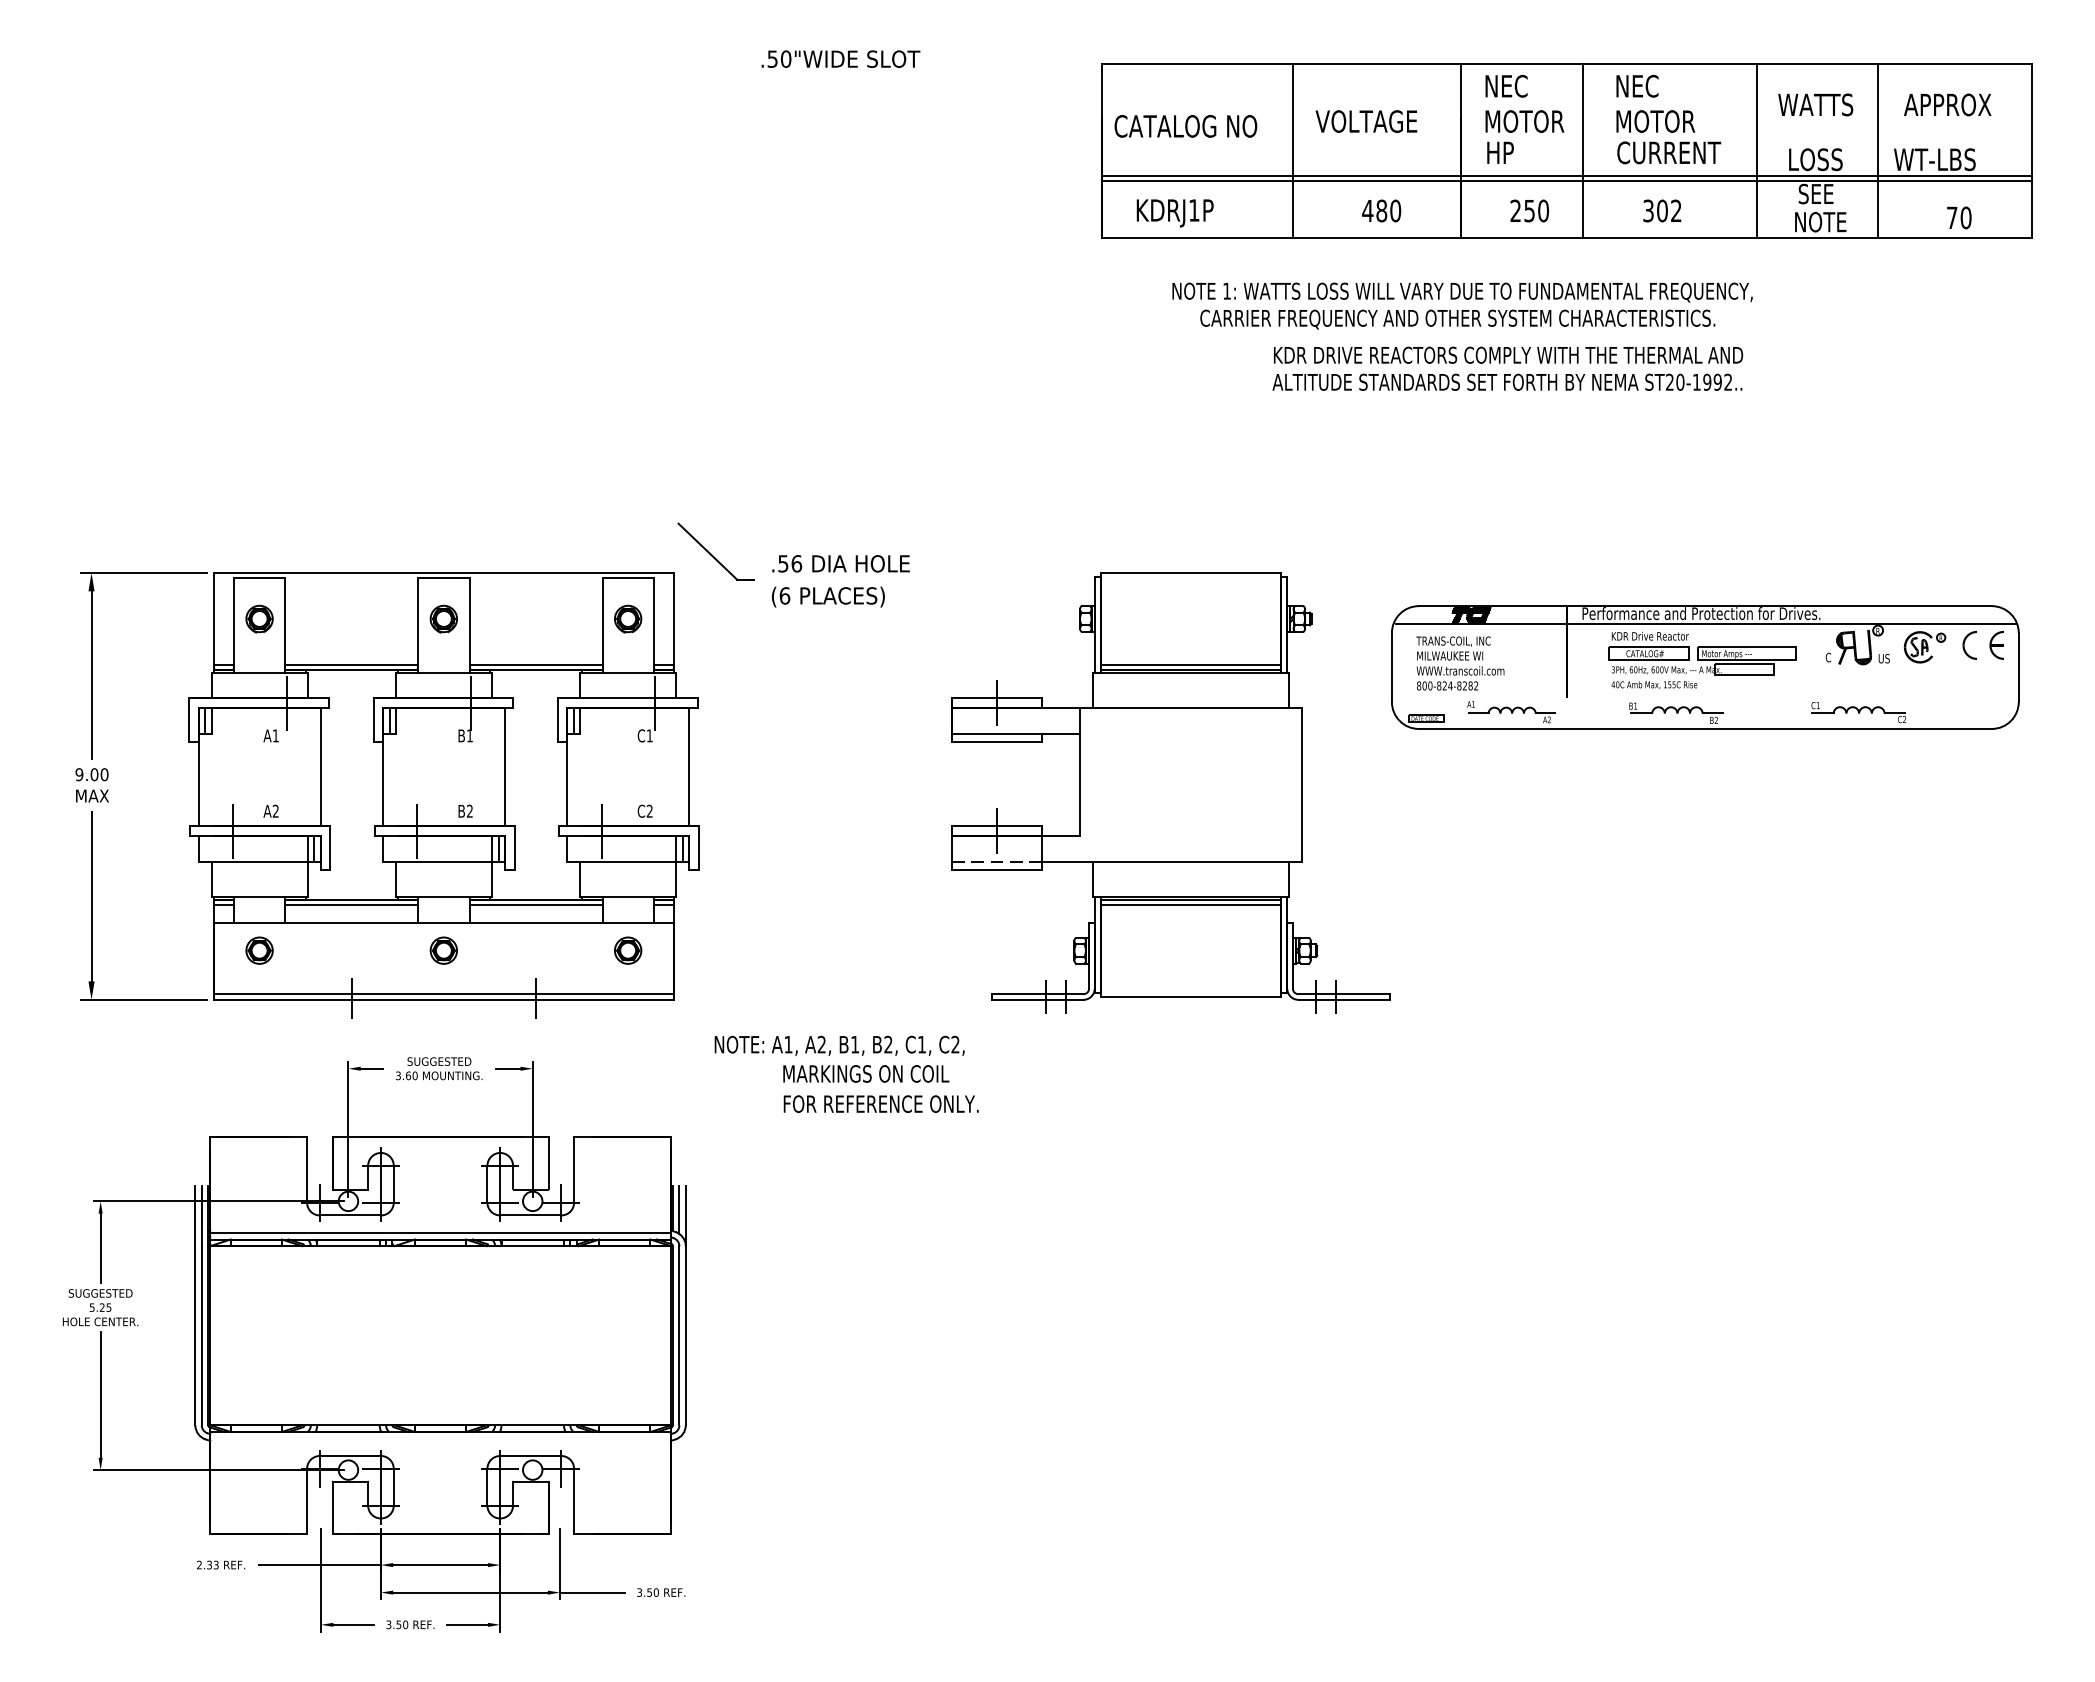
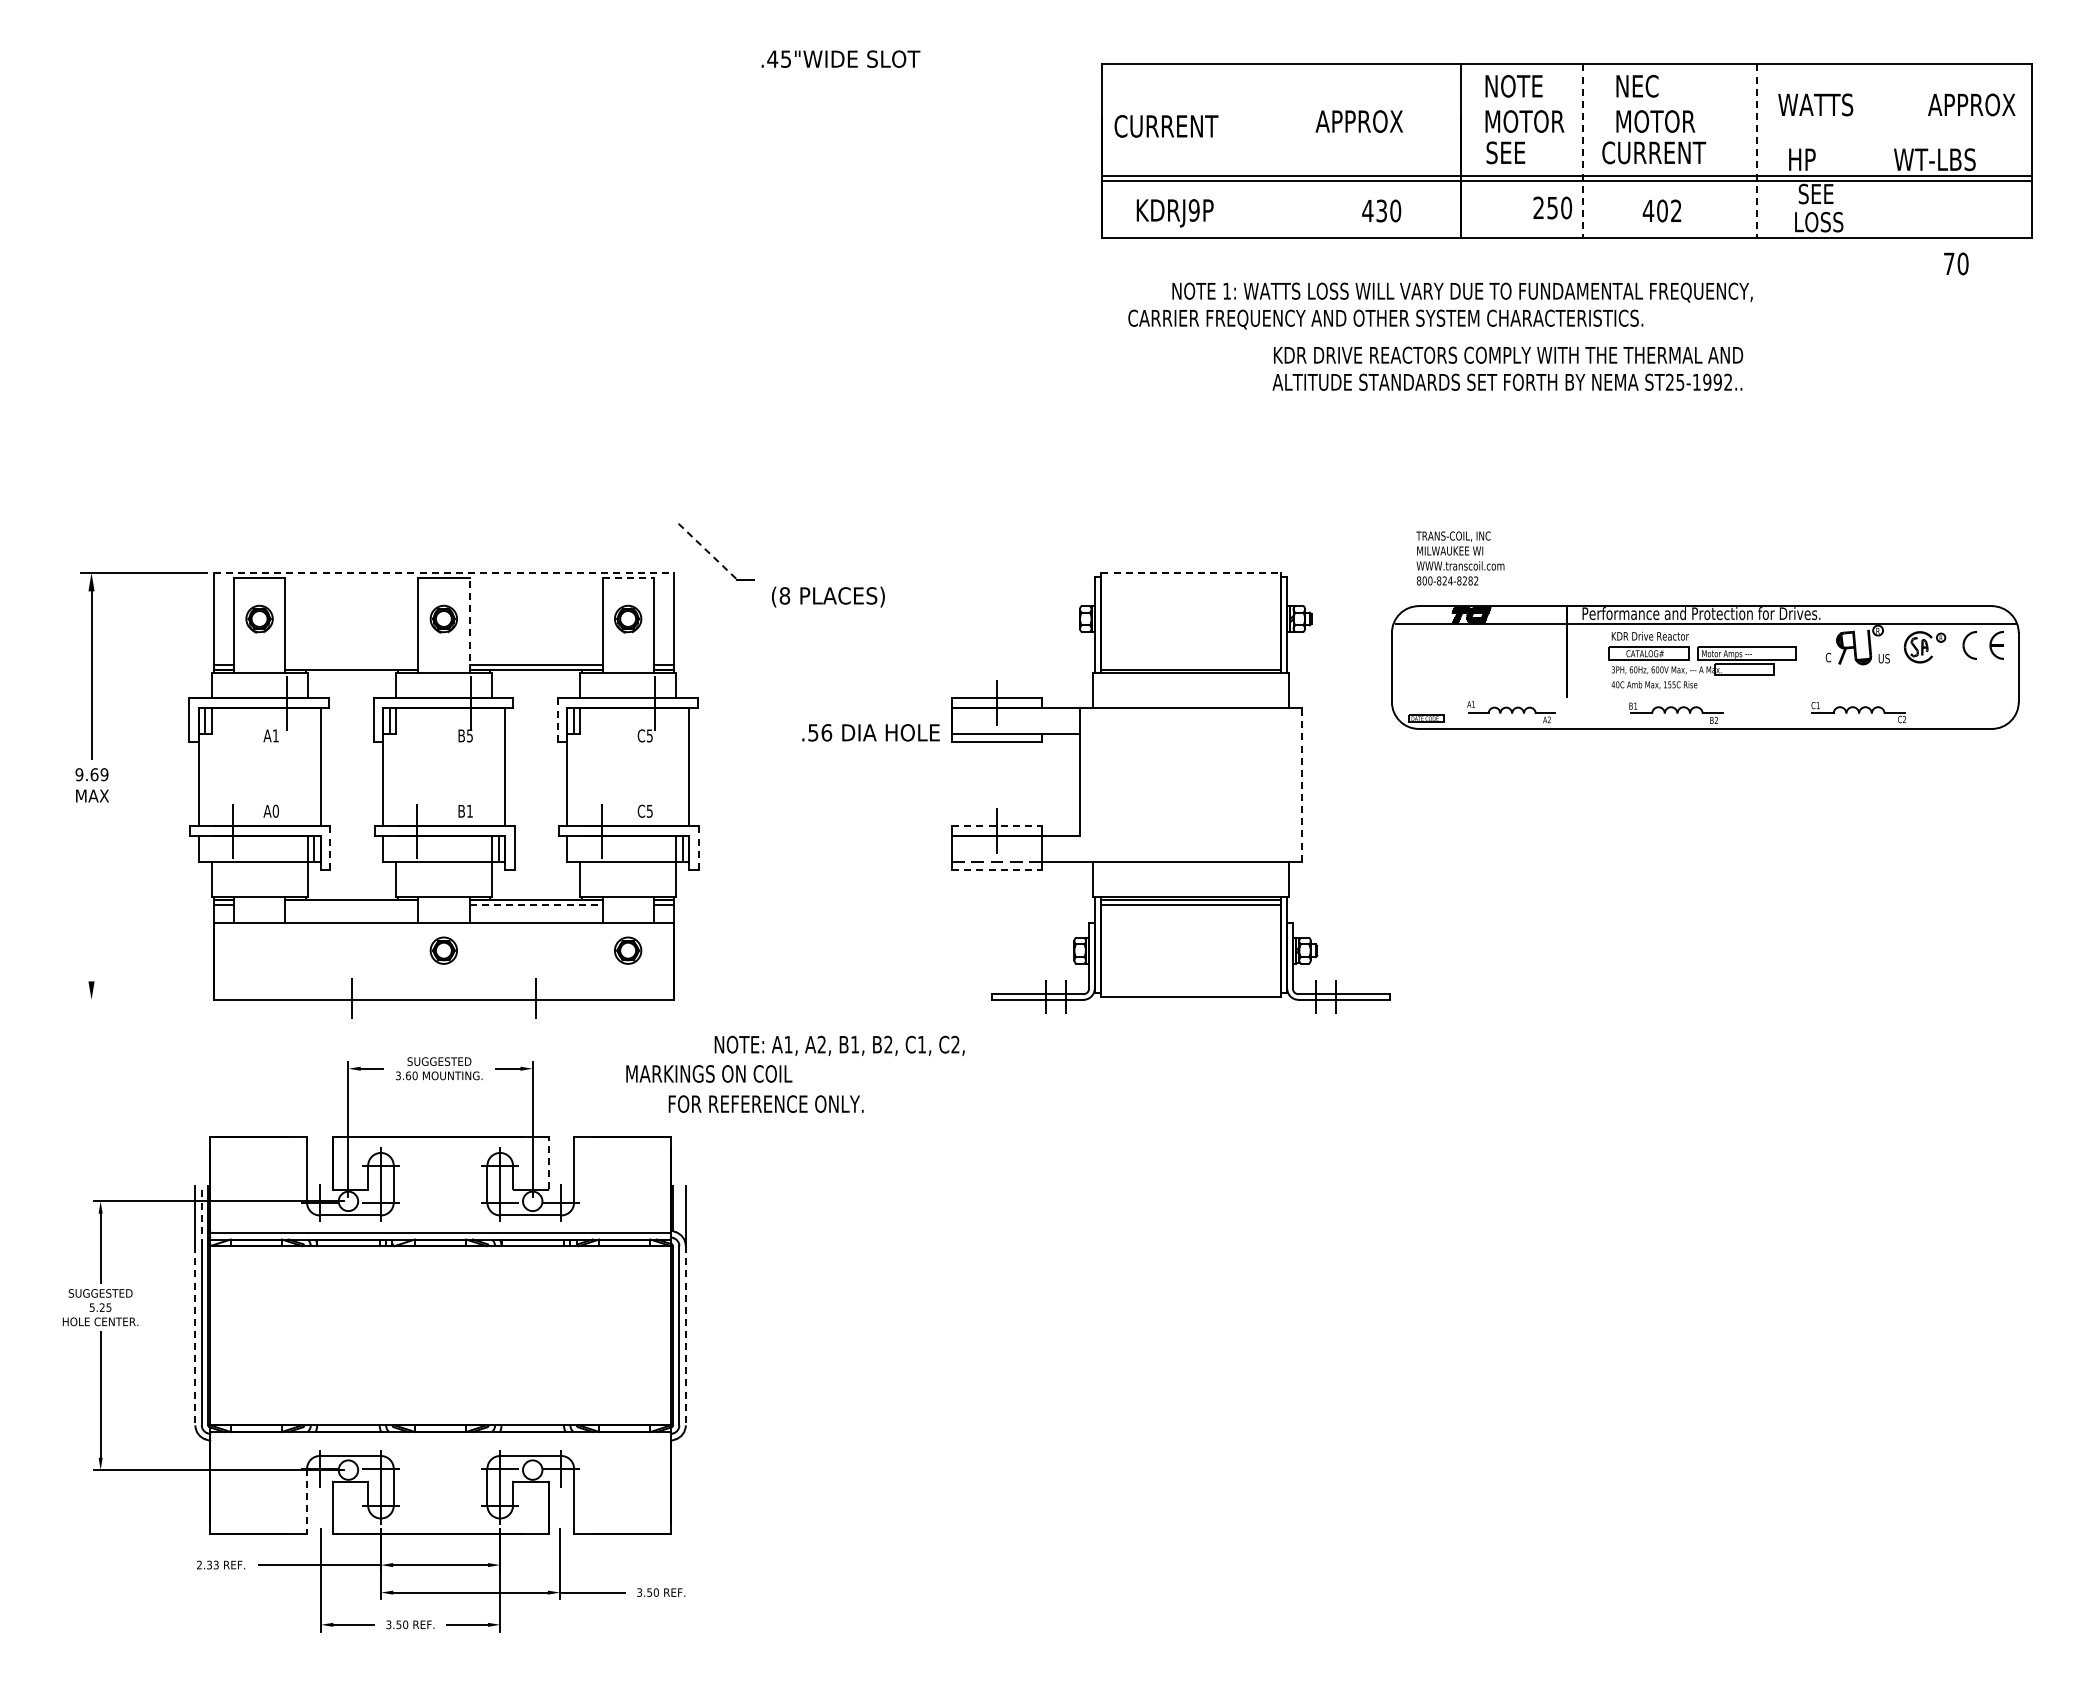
text: .50"WIDE -> .45"WIDE (779, 58)
text: NEC -> NOTE (1521, 85)
text position: (1947, 104) -> (1971, 104) (1971, 104)
text: VOLTAGE -> APPROX (1366, 121)
text: CATALOG NO -> CURRENT (1193, 126)
line: present -> none (1293, 150)
line: present -> none (1878, 150)
line: solid -> dashed (1582, 151)
line: solid -> dashed (1757, 151)
text: HP -> SEE (1505, 152)
text position: (1669, 152) -> (1654, 152) (1654, 152)
text: LOSS -> HP (1816, 159)
text: KDRJ1P -> KDRJ9P (1193, 210)
text: 480 -> 430 (1381, 210)
text position: (1529, 210) -> (1552, 207) (1552, 207)
text: 302 -> 402 (1648, 210)
text position: (1959, 217) -> (1956, 263) (1956, 263)
text: NOTE -> LOSS (1821, 221)
text position: (1457, 319) -> (1385, 319) (1385, 319)
text: ST20-1992.. -> ST25-1992.. (1680, 381)
line: solid -> dashed (708, 551)
text position: (840, 563) -> (870, 732) (870, 732)
line: solid -> dashed (444, 572)
line: solid -> dashed (1190, 572)
line: solid -> dashed (628, 578)
text: (6 -> (8 (784, 595)
line: solid -> dashed (469, 625)
text position: (1460, 663) -> (1460, 558) (1460, 558)
line: present -> none (351, 665)
line: present -> none (1190, 665)
line: solid -> dashed (557, 720)
text: B1 -> B5 (469, 735)
text: C1 -> C5 (649, 735)
text: 9.00 -> 9.69 (99, 774)
line: solid -> dashed (1302, 784)
text: A2 -> A0 (275, 810)
text: B2 -> B1 (469, 810)
text: C2 -> C5 (649, 810)
line: solid -> dashed (996, 826)
line: solid -> dashed (330, 848)
line: solid -> dashed (698, 848)
line: solid -> dashed (996, 869)
line: present -> none (91, 896)
line: present -> none (351, 904)
line: solid -> dashed (536, 904)
part: present -> none (259, 950)
line: present -> none (443, 994)
line: present -> none (144, 999)
text position: (866, 1073) -> (709, 1073) (709, 1073)
text position: (880, 1103) -> (765, 1103) (765, 1103)
line: solid -> dashed (548, 1162)
line: present -> none (679, 1210)
line: solid -> dashed (201, 1216)
line: solid -> dashed (195, 1335)
line: solid -> dashed (685, 1335)
line: solid -> dashed (307, 1501)
